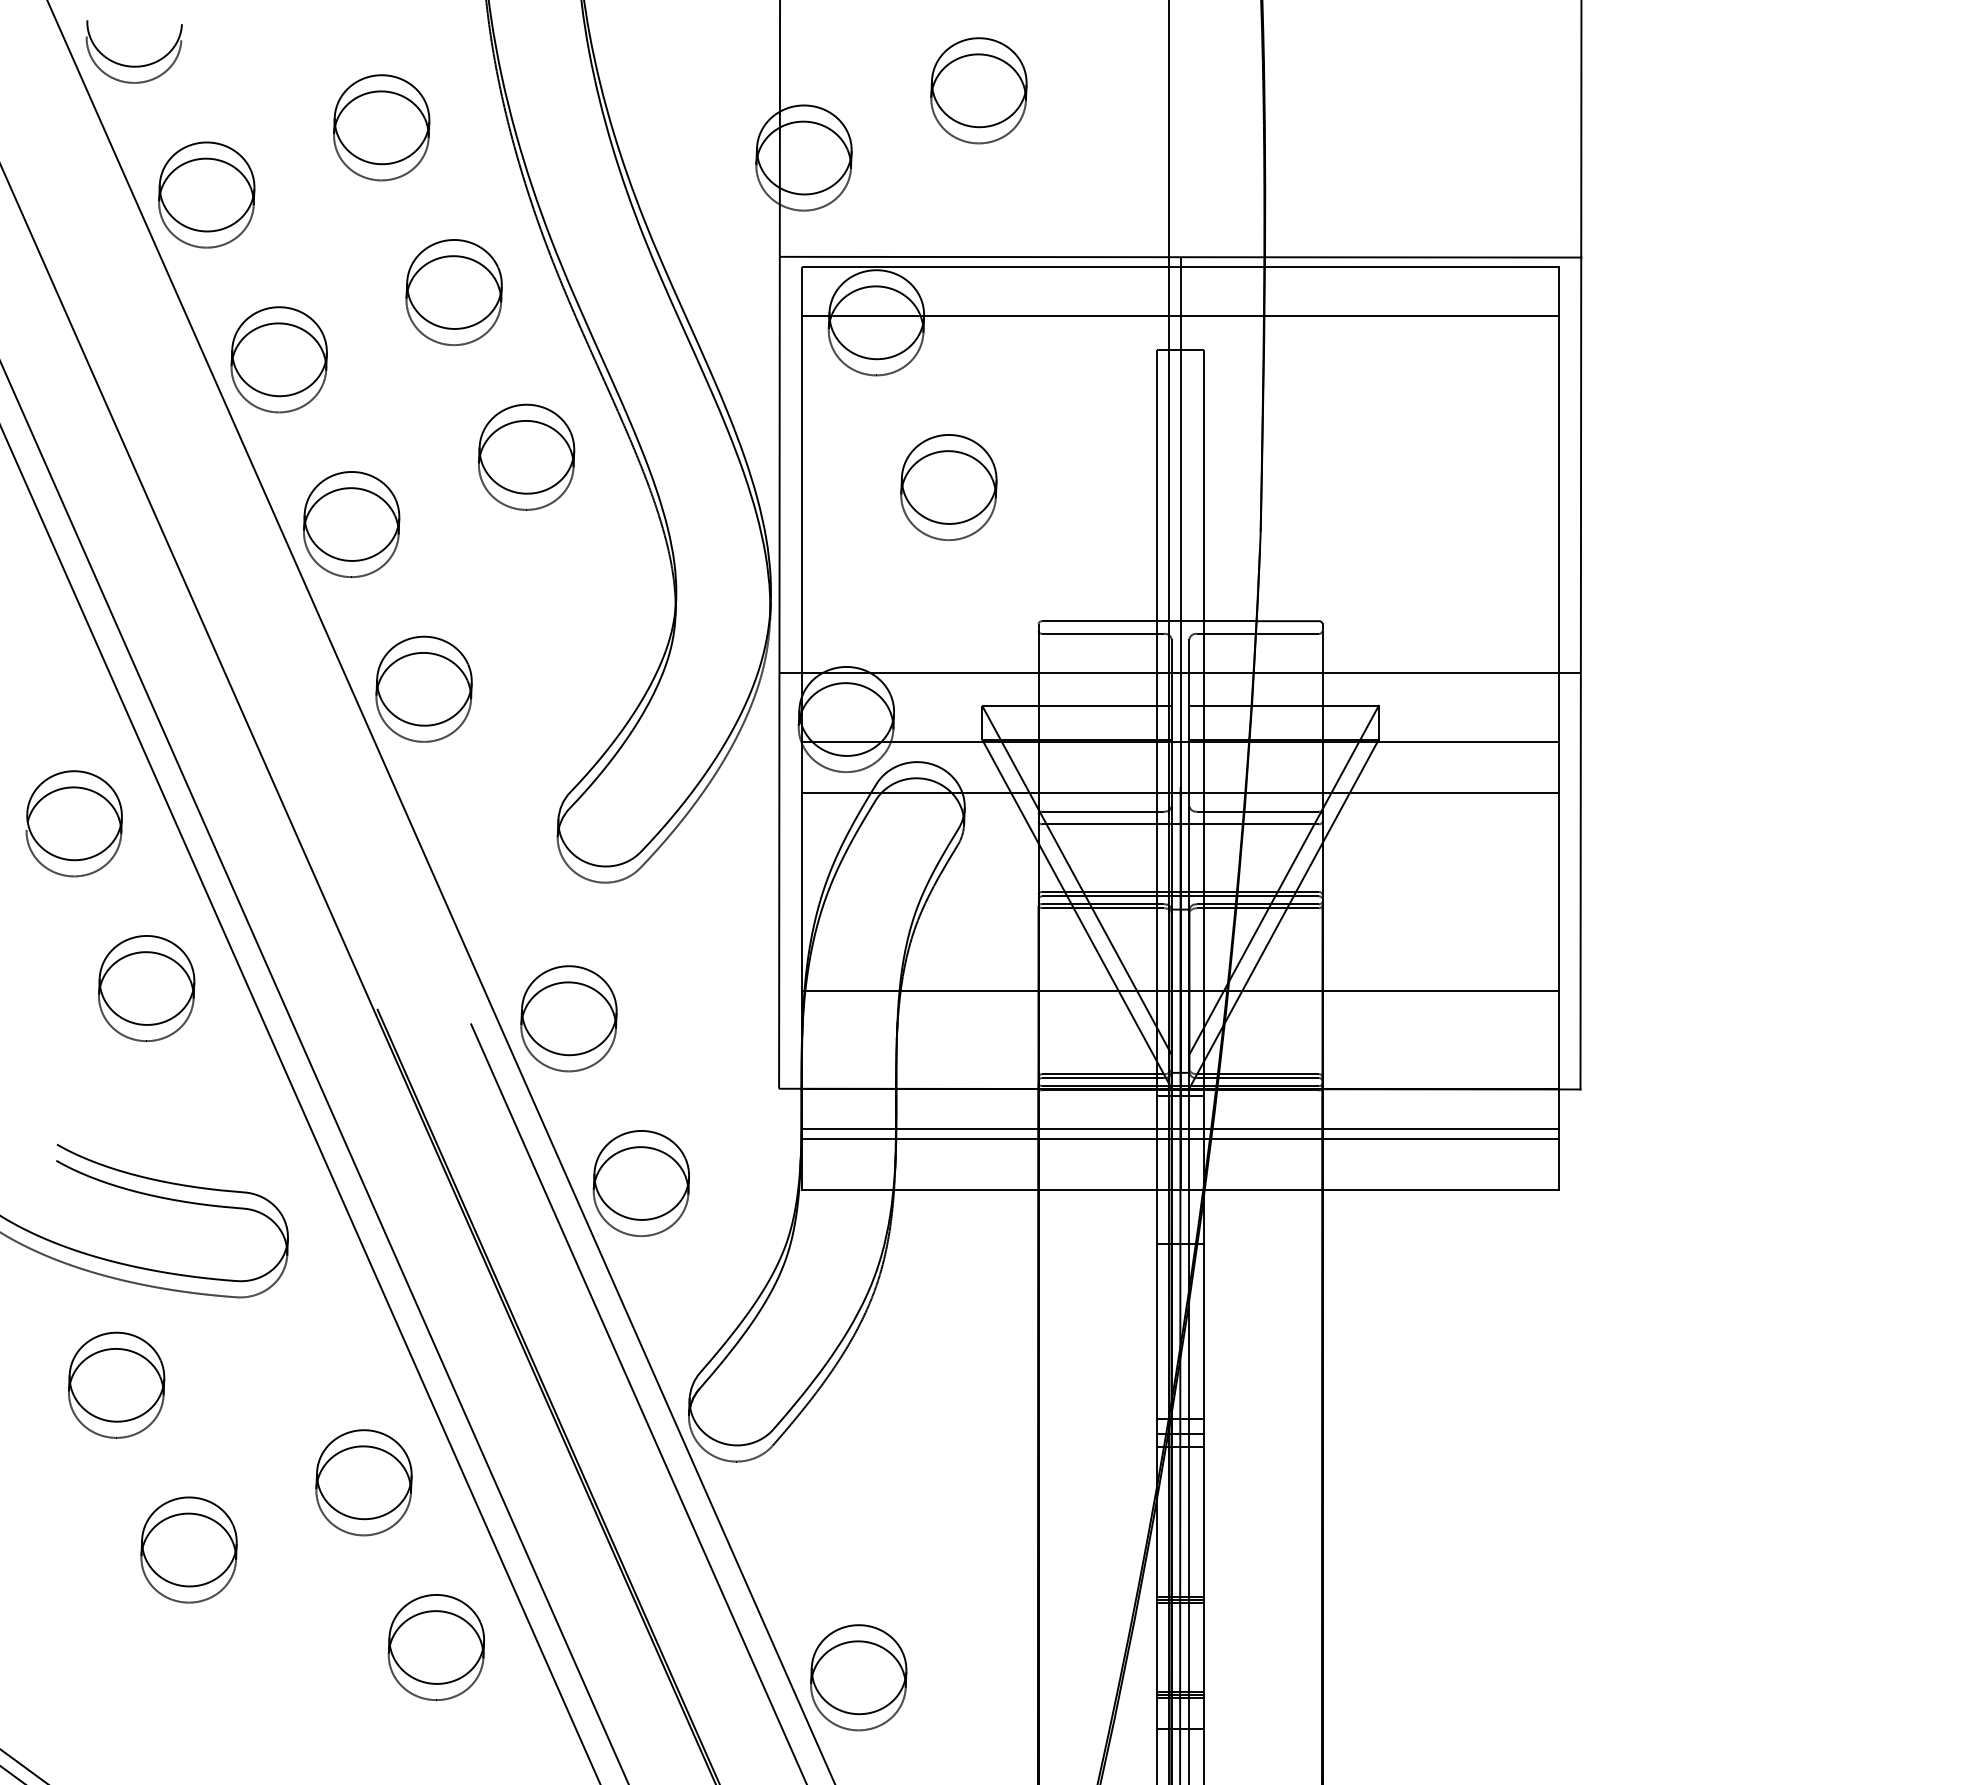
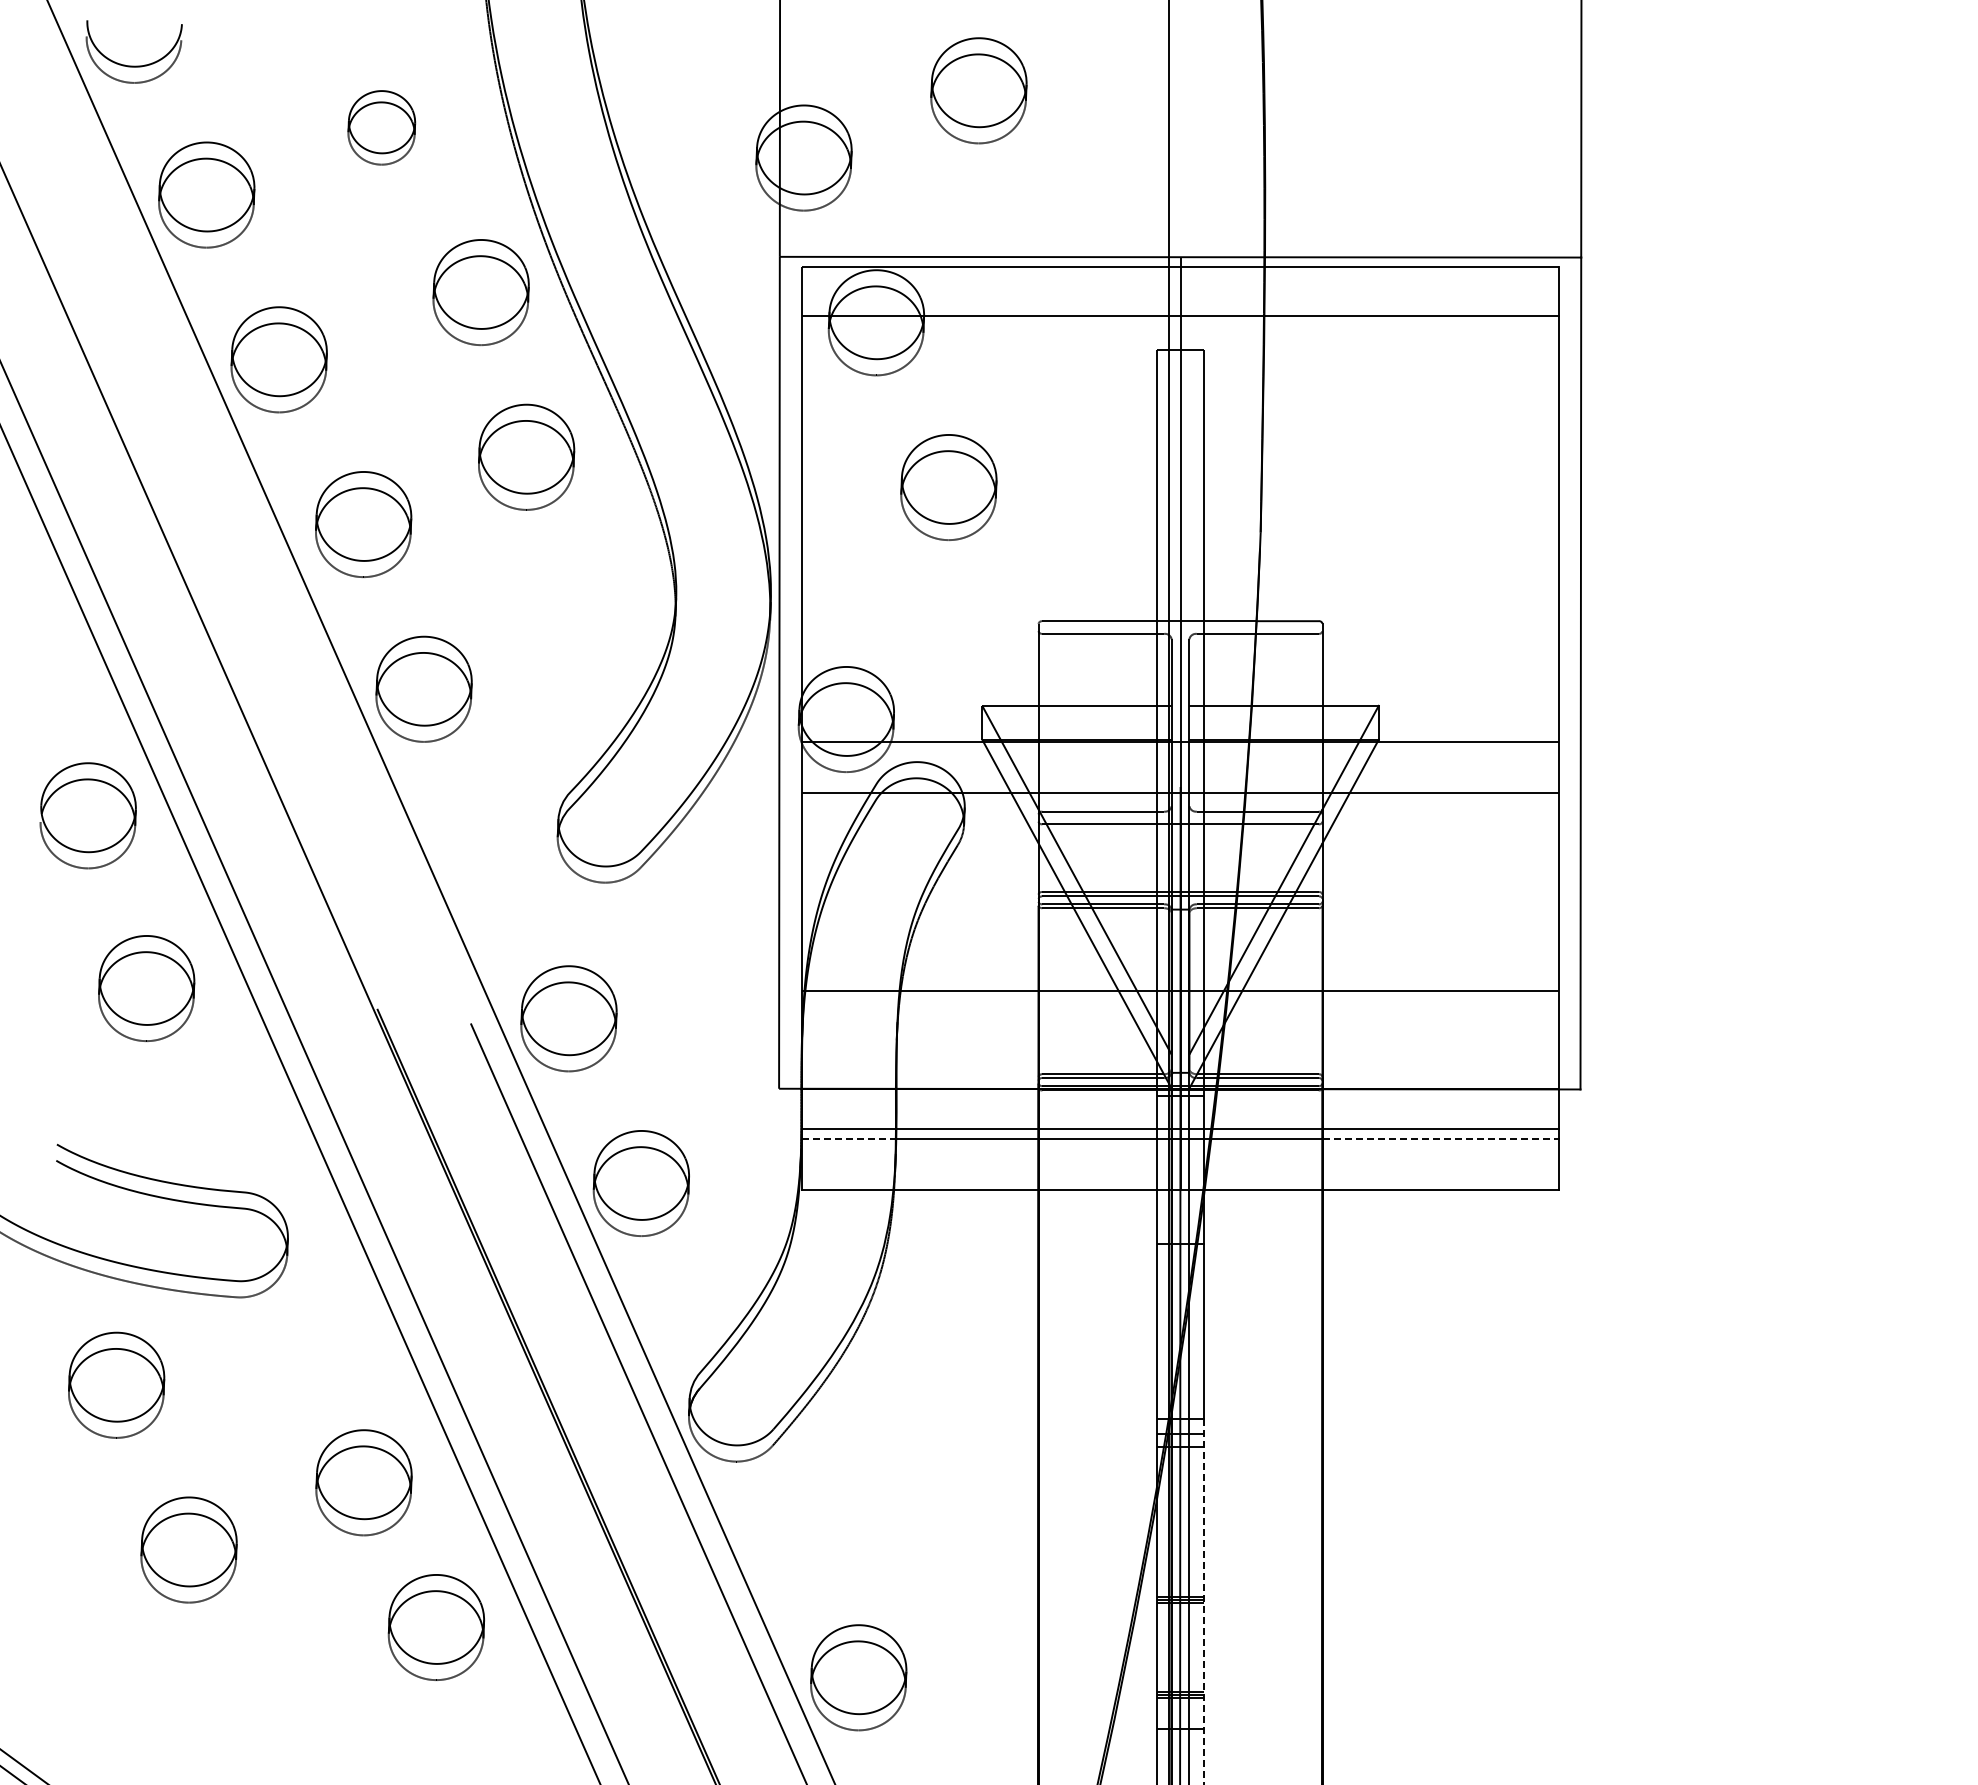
part size: 98x108 px -> 70x76 px (381, 127)
part position: (453, 292) -> (480, 292) (480, 292)
part position: (351, 524) -> (363, 524) (363, 524)
line: present -> none (1179, 673)
part position: (73, 823) -> (87, 815) (87, 815)
line: solid -> dashed (849, 1138)
line: solid -> dashed (1441, 1138)
line: solid -> dashed (1204, 1602)
part position: (435, 1647) -> (435, 1627) (435, 1627)
